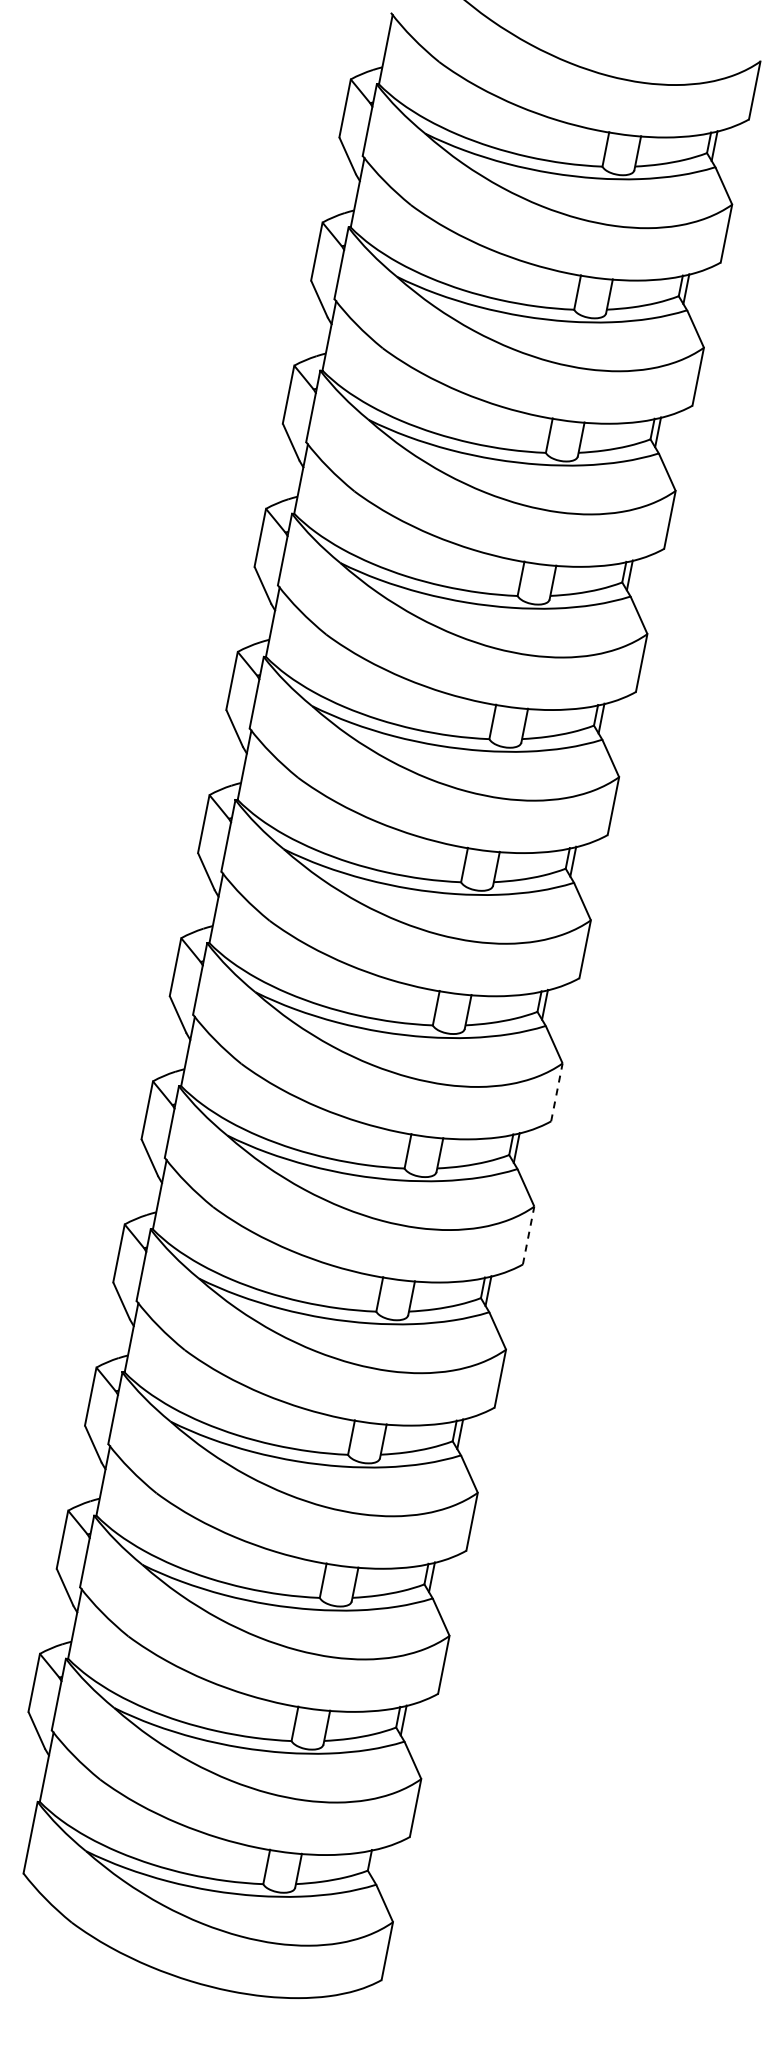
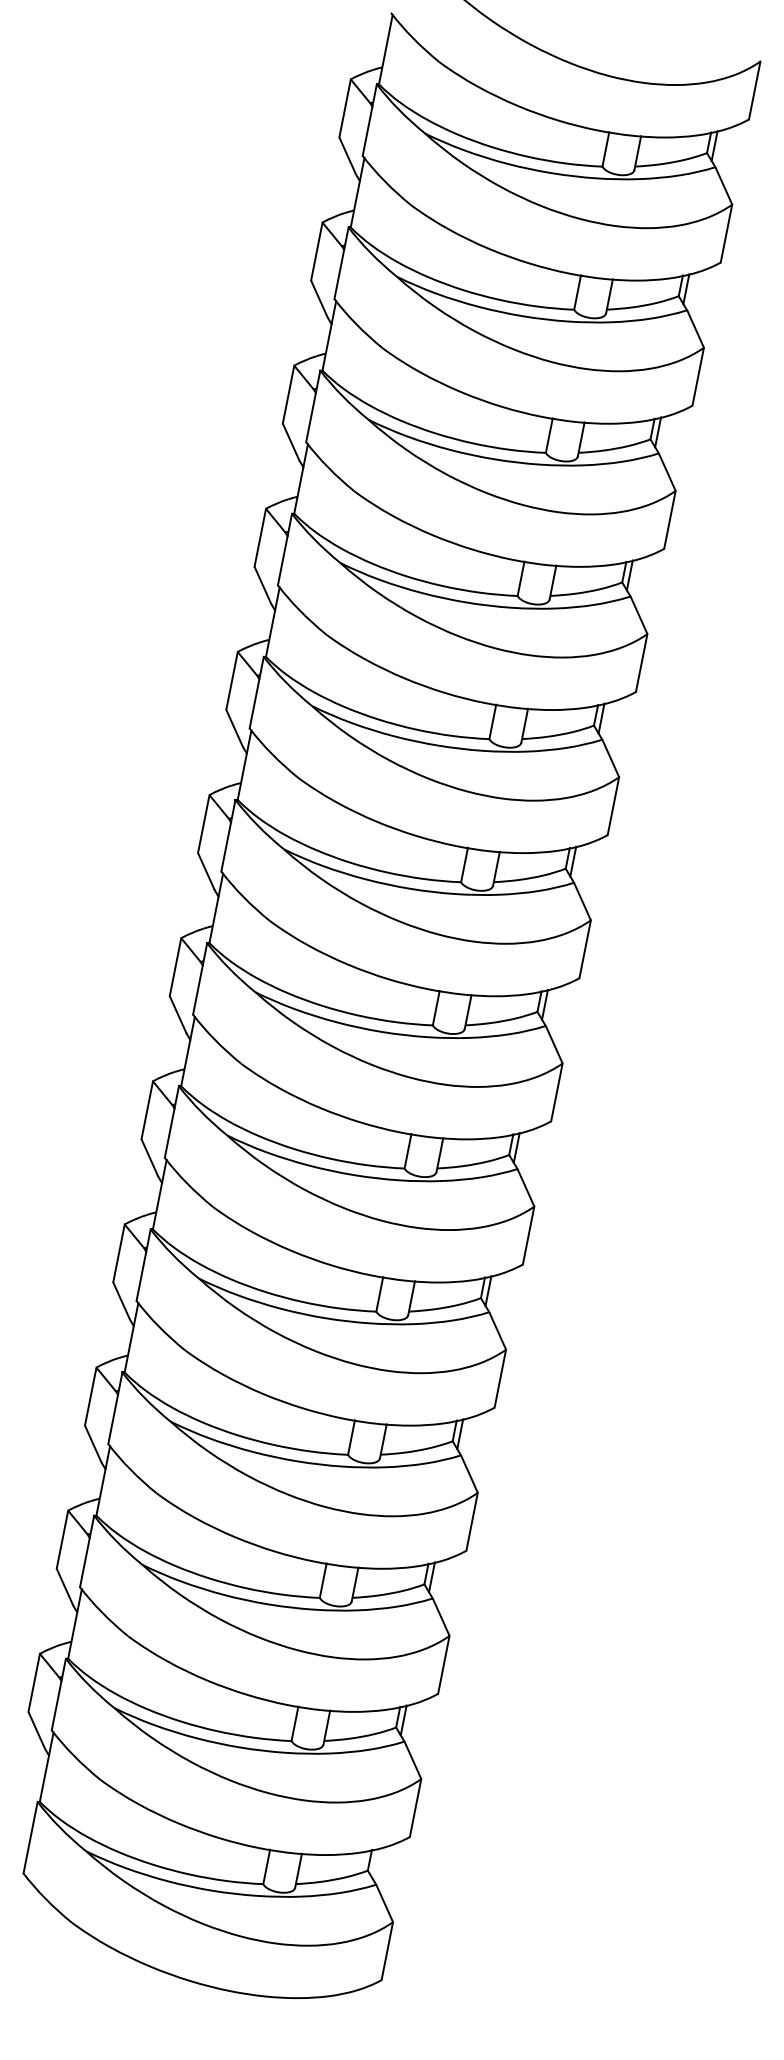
line: dashed -> solid (556, 1092)
line: dashed -> solid (528, 1235)
